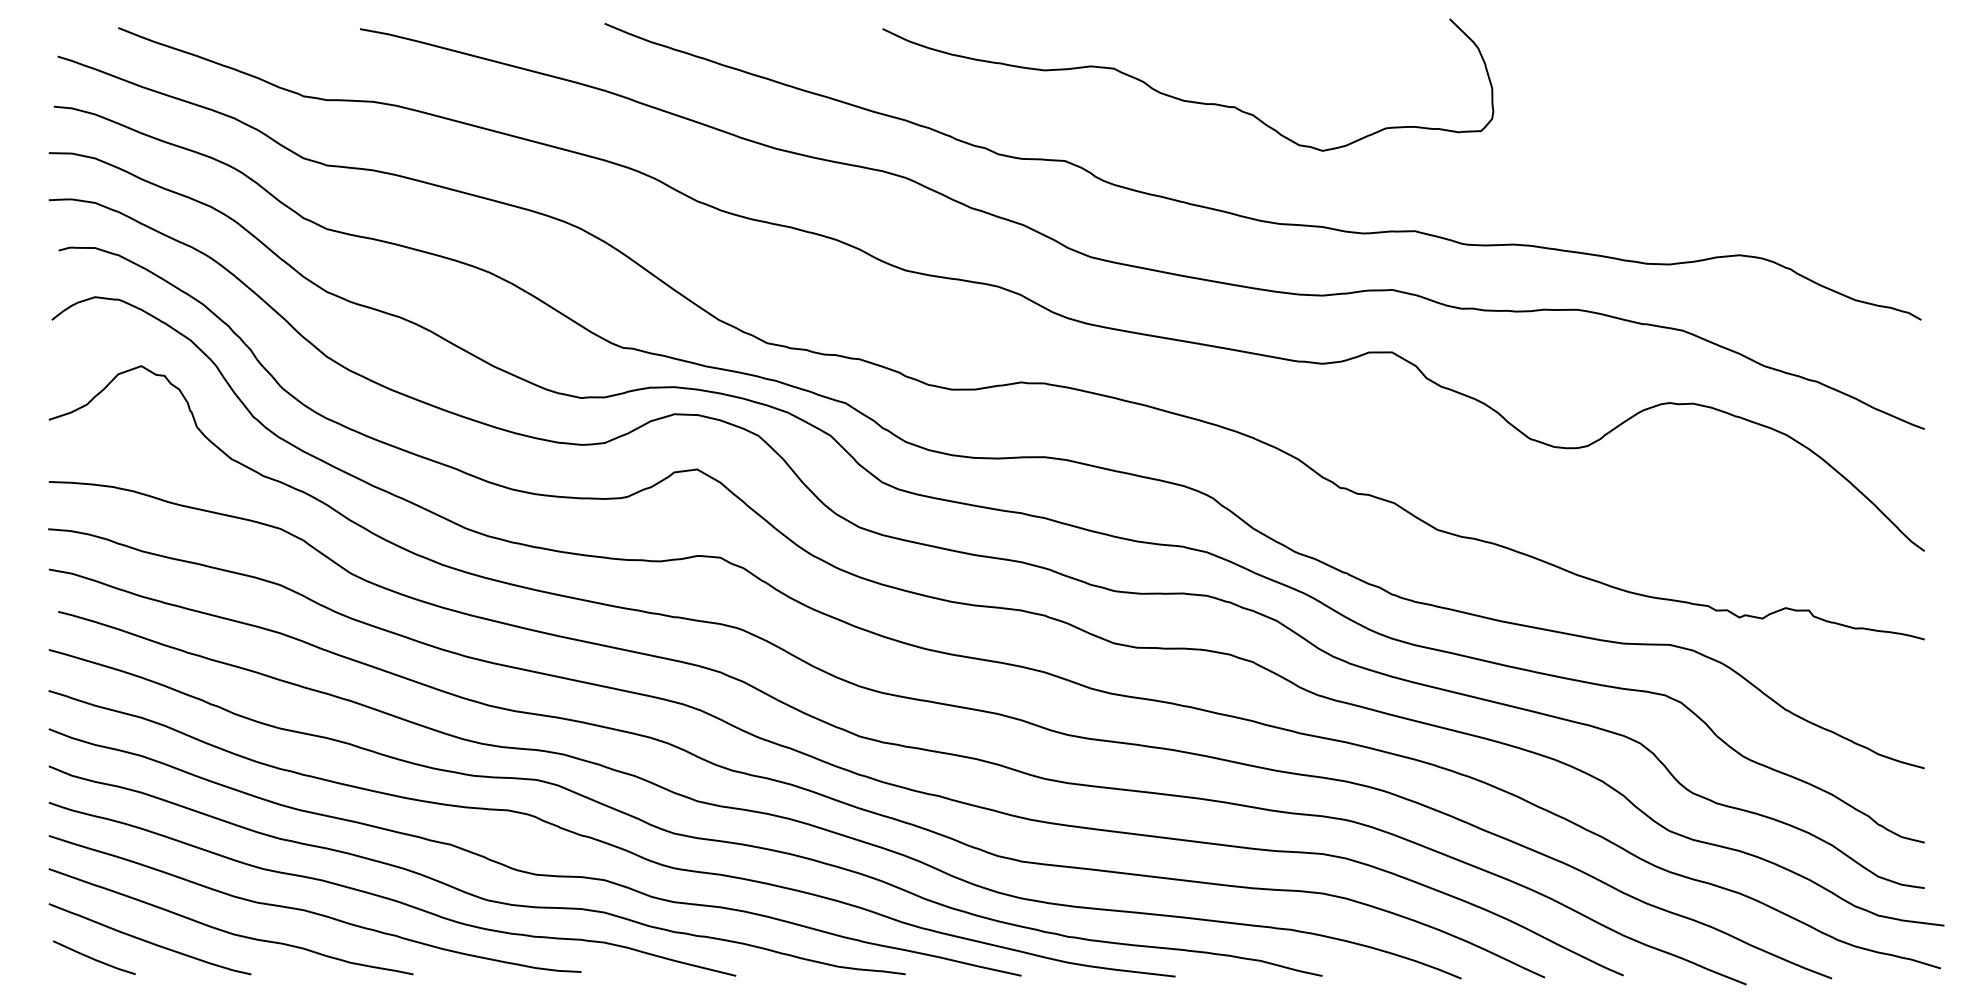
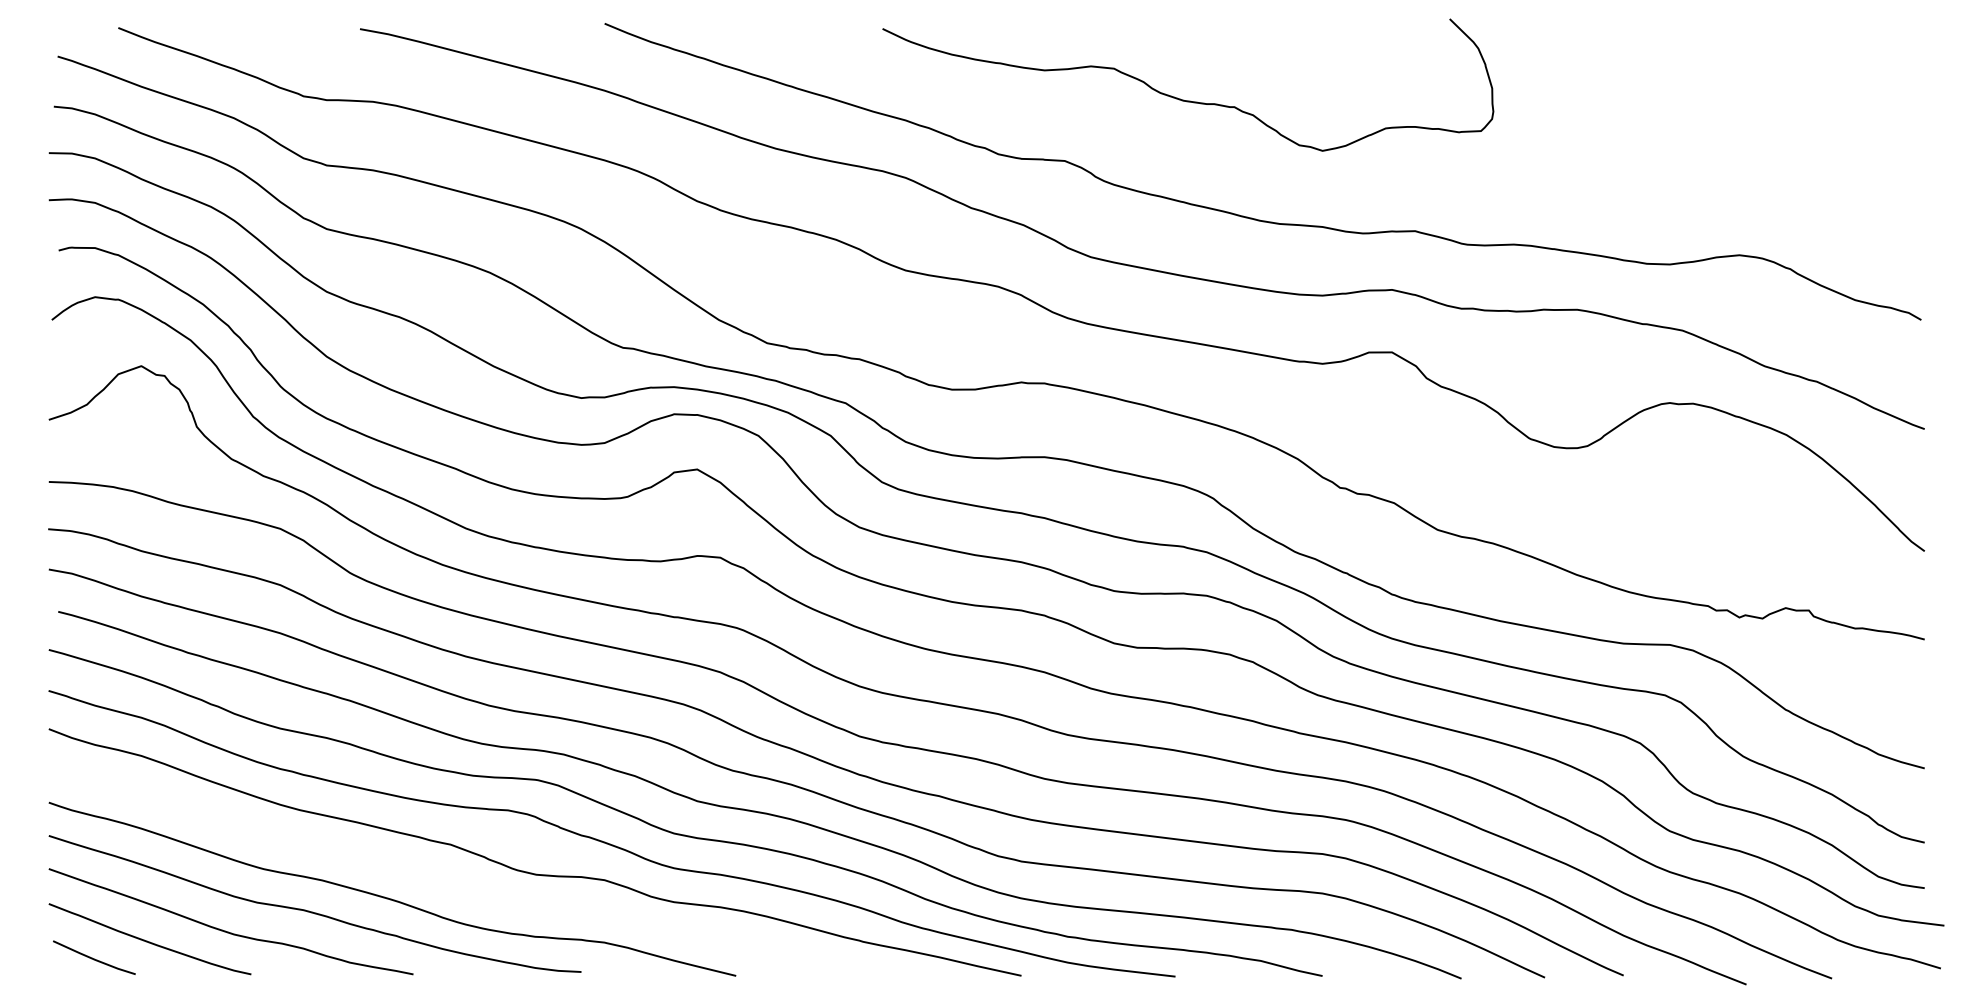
curve: present -> none (466, 891)
